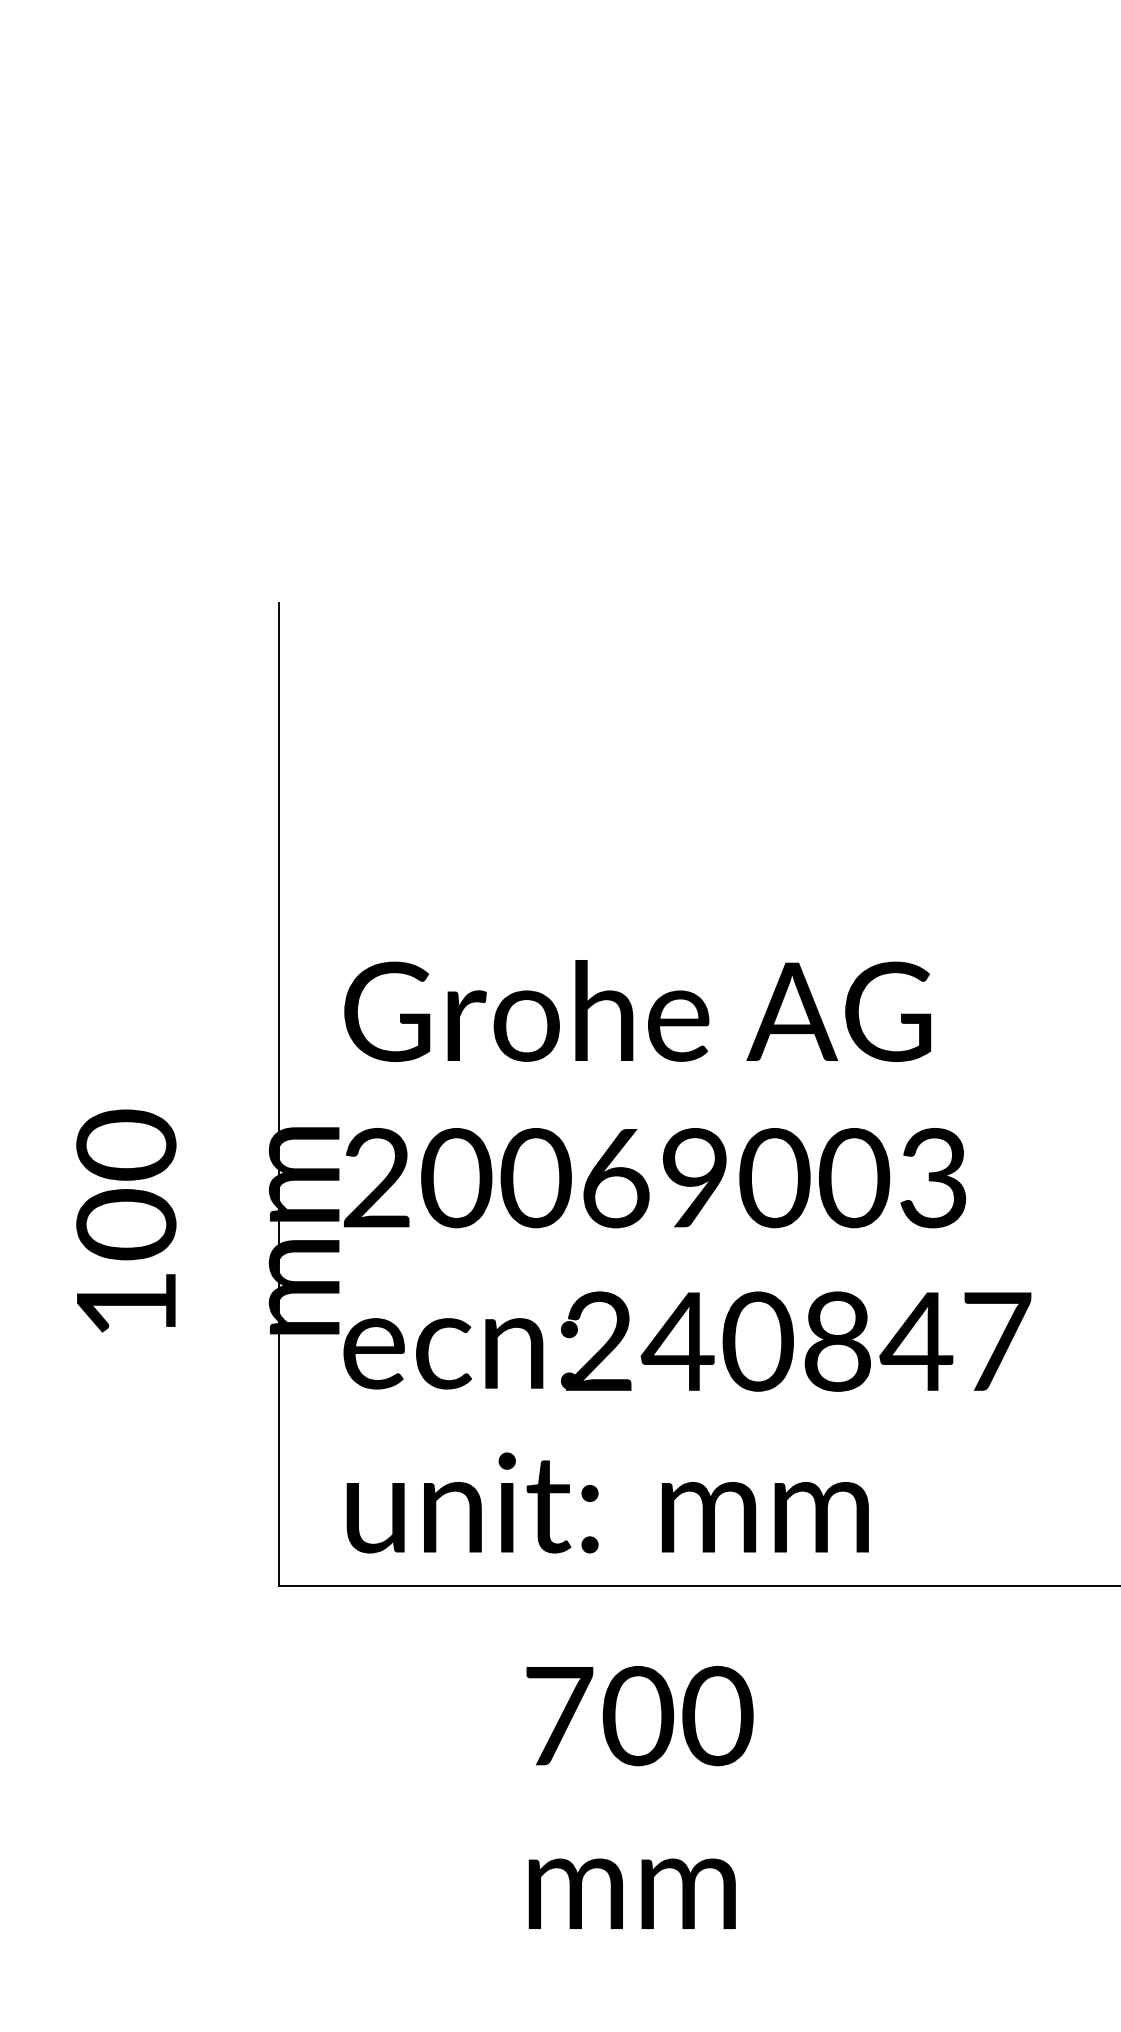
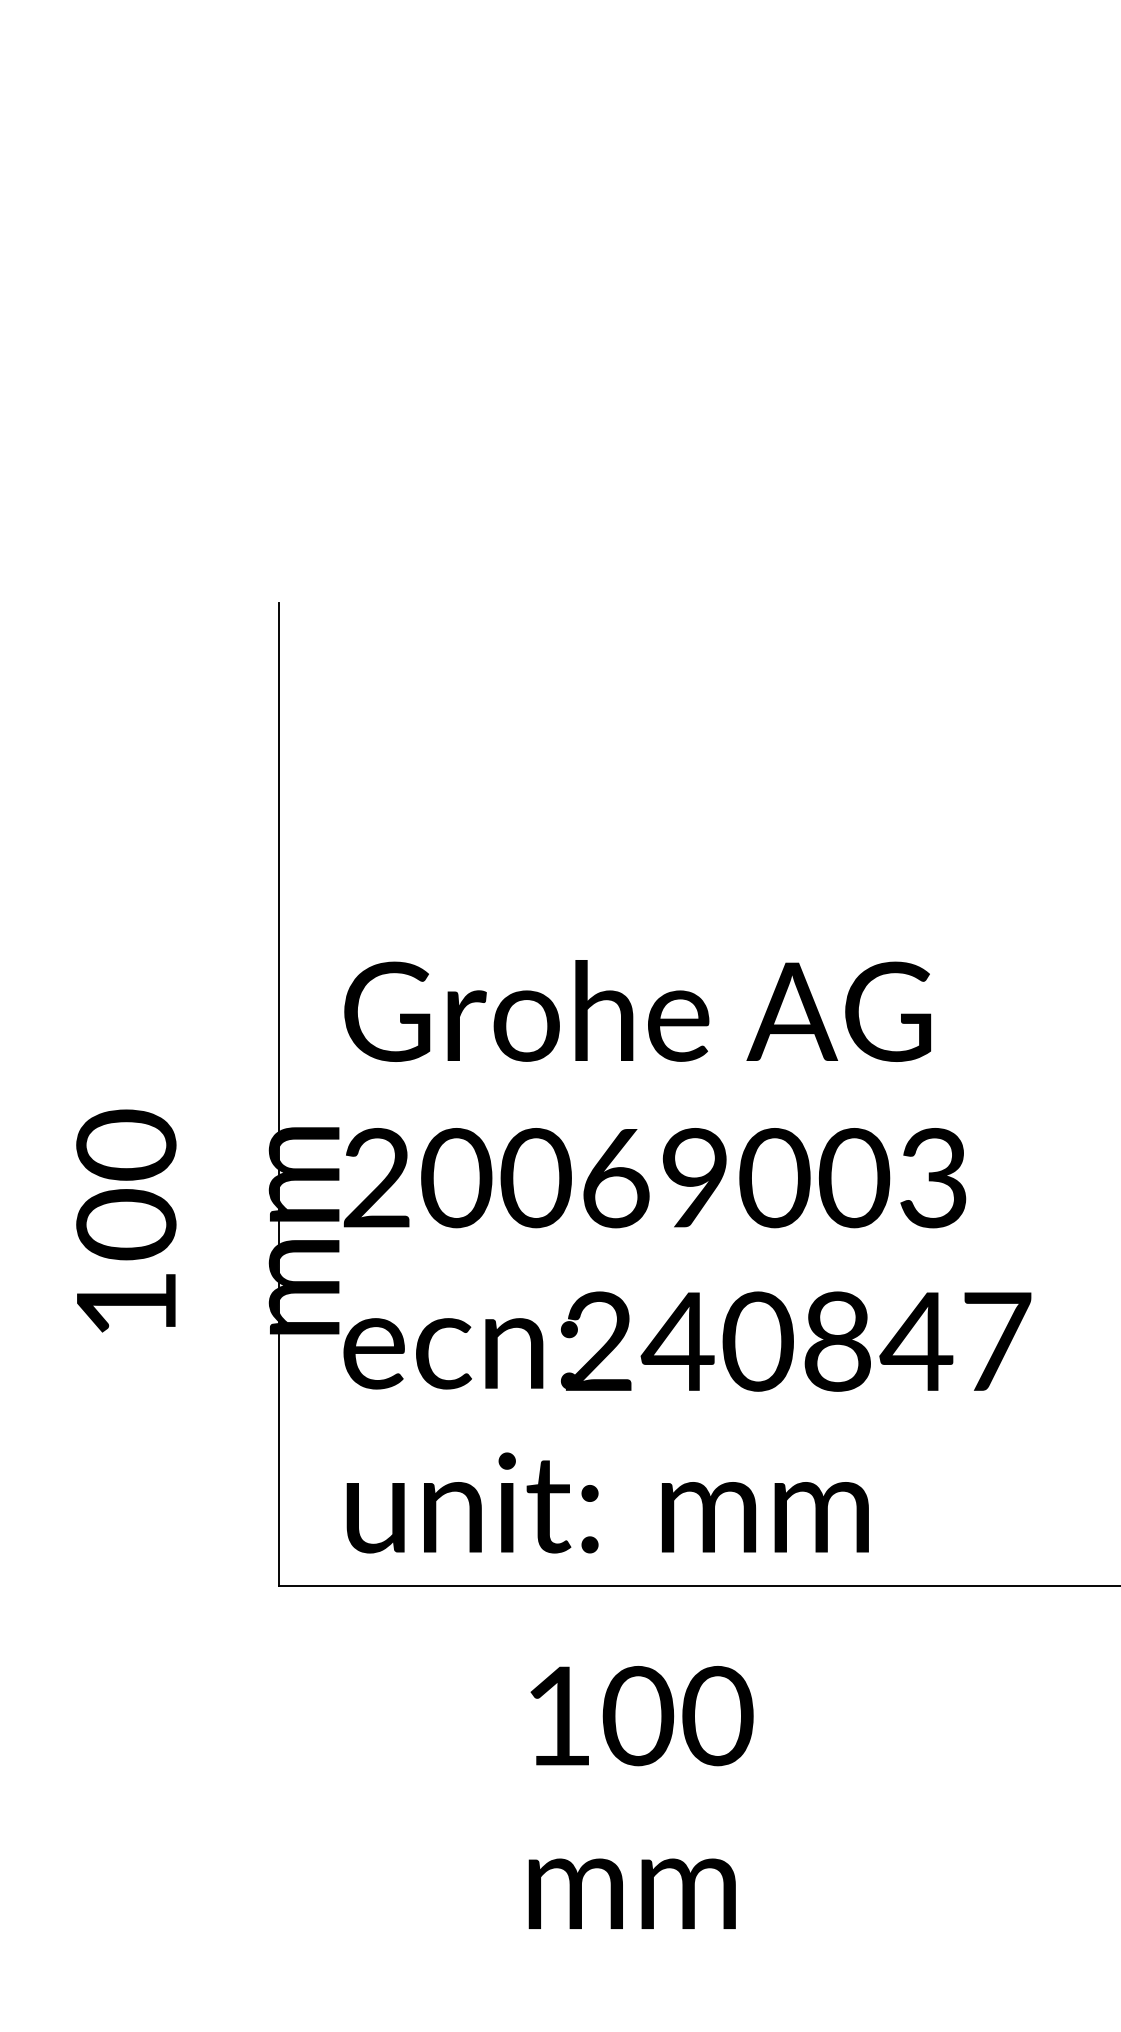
text: 700 -> 100 (559, 1715)
